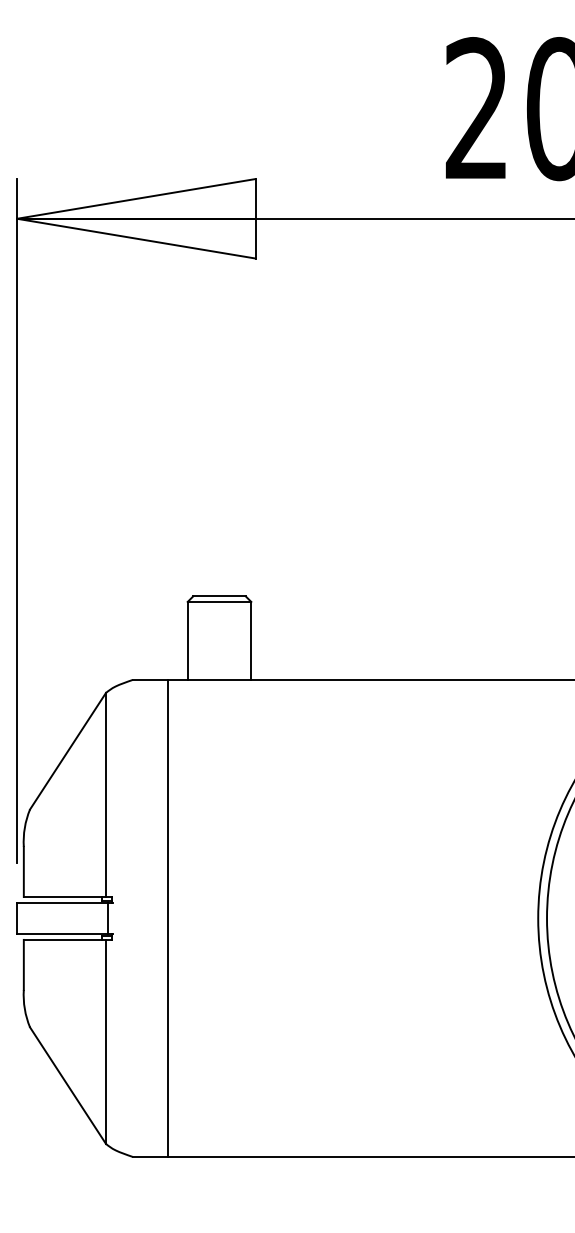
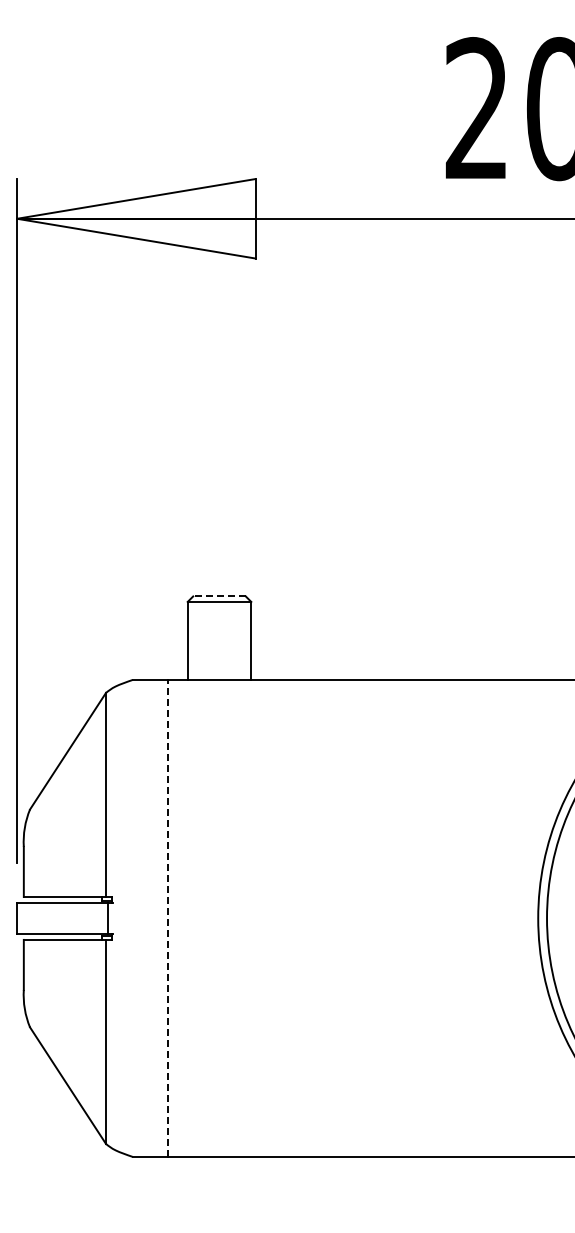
line: solid -> dashed (219, 596)
line: solid -> dashed (167, 918)
